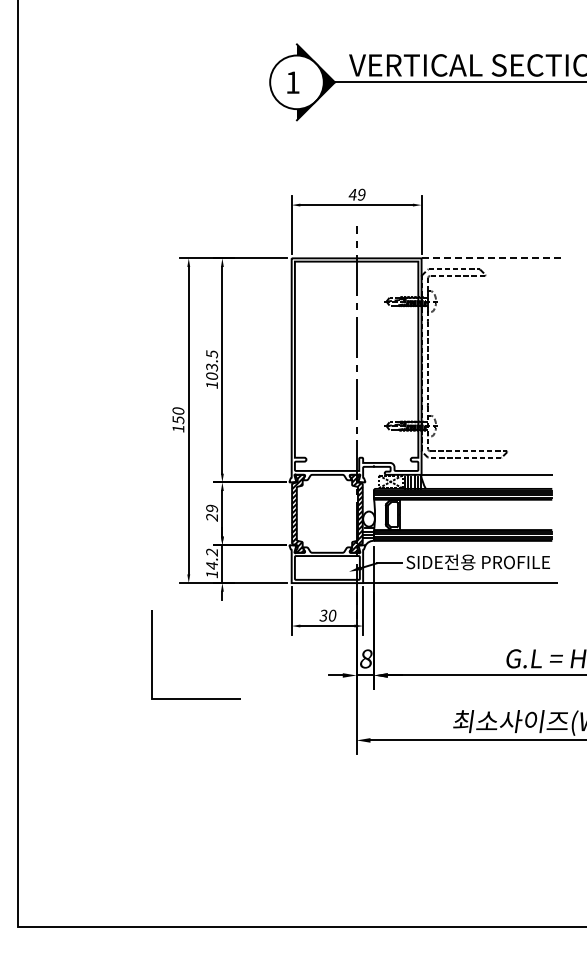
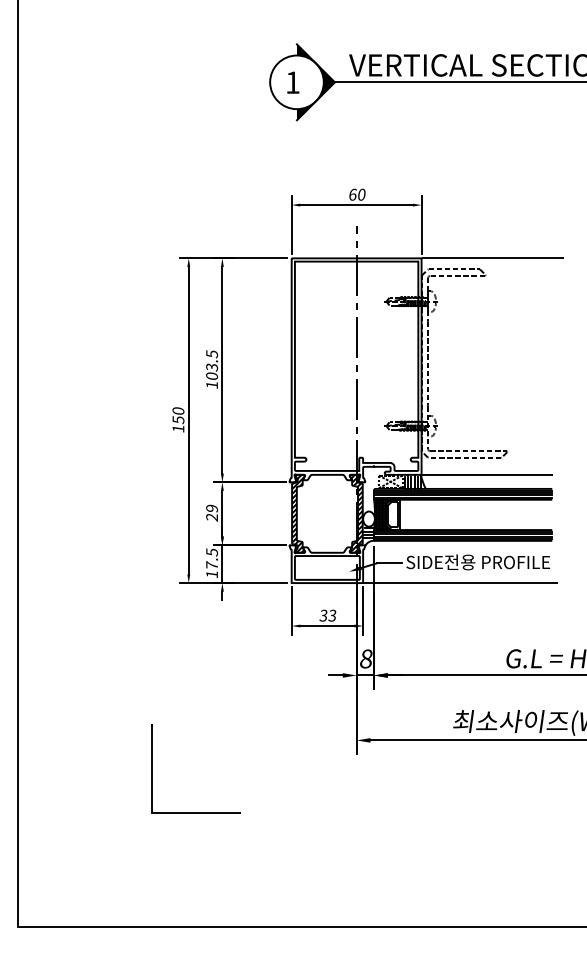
text: 49 -> 60 (356, 194)
line: dashed -> solid (492, 258)
hatch: none -> present (382, 514)
text: 14.2 -> 17.5 (212, 558)
text: 30 -> 33 (332, 615)
line position: (152, 654) -> (152, 768) (152, 768)
